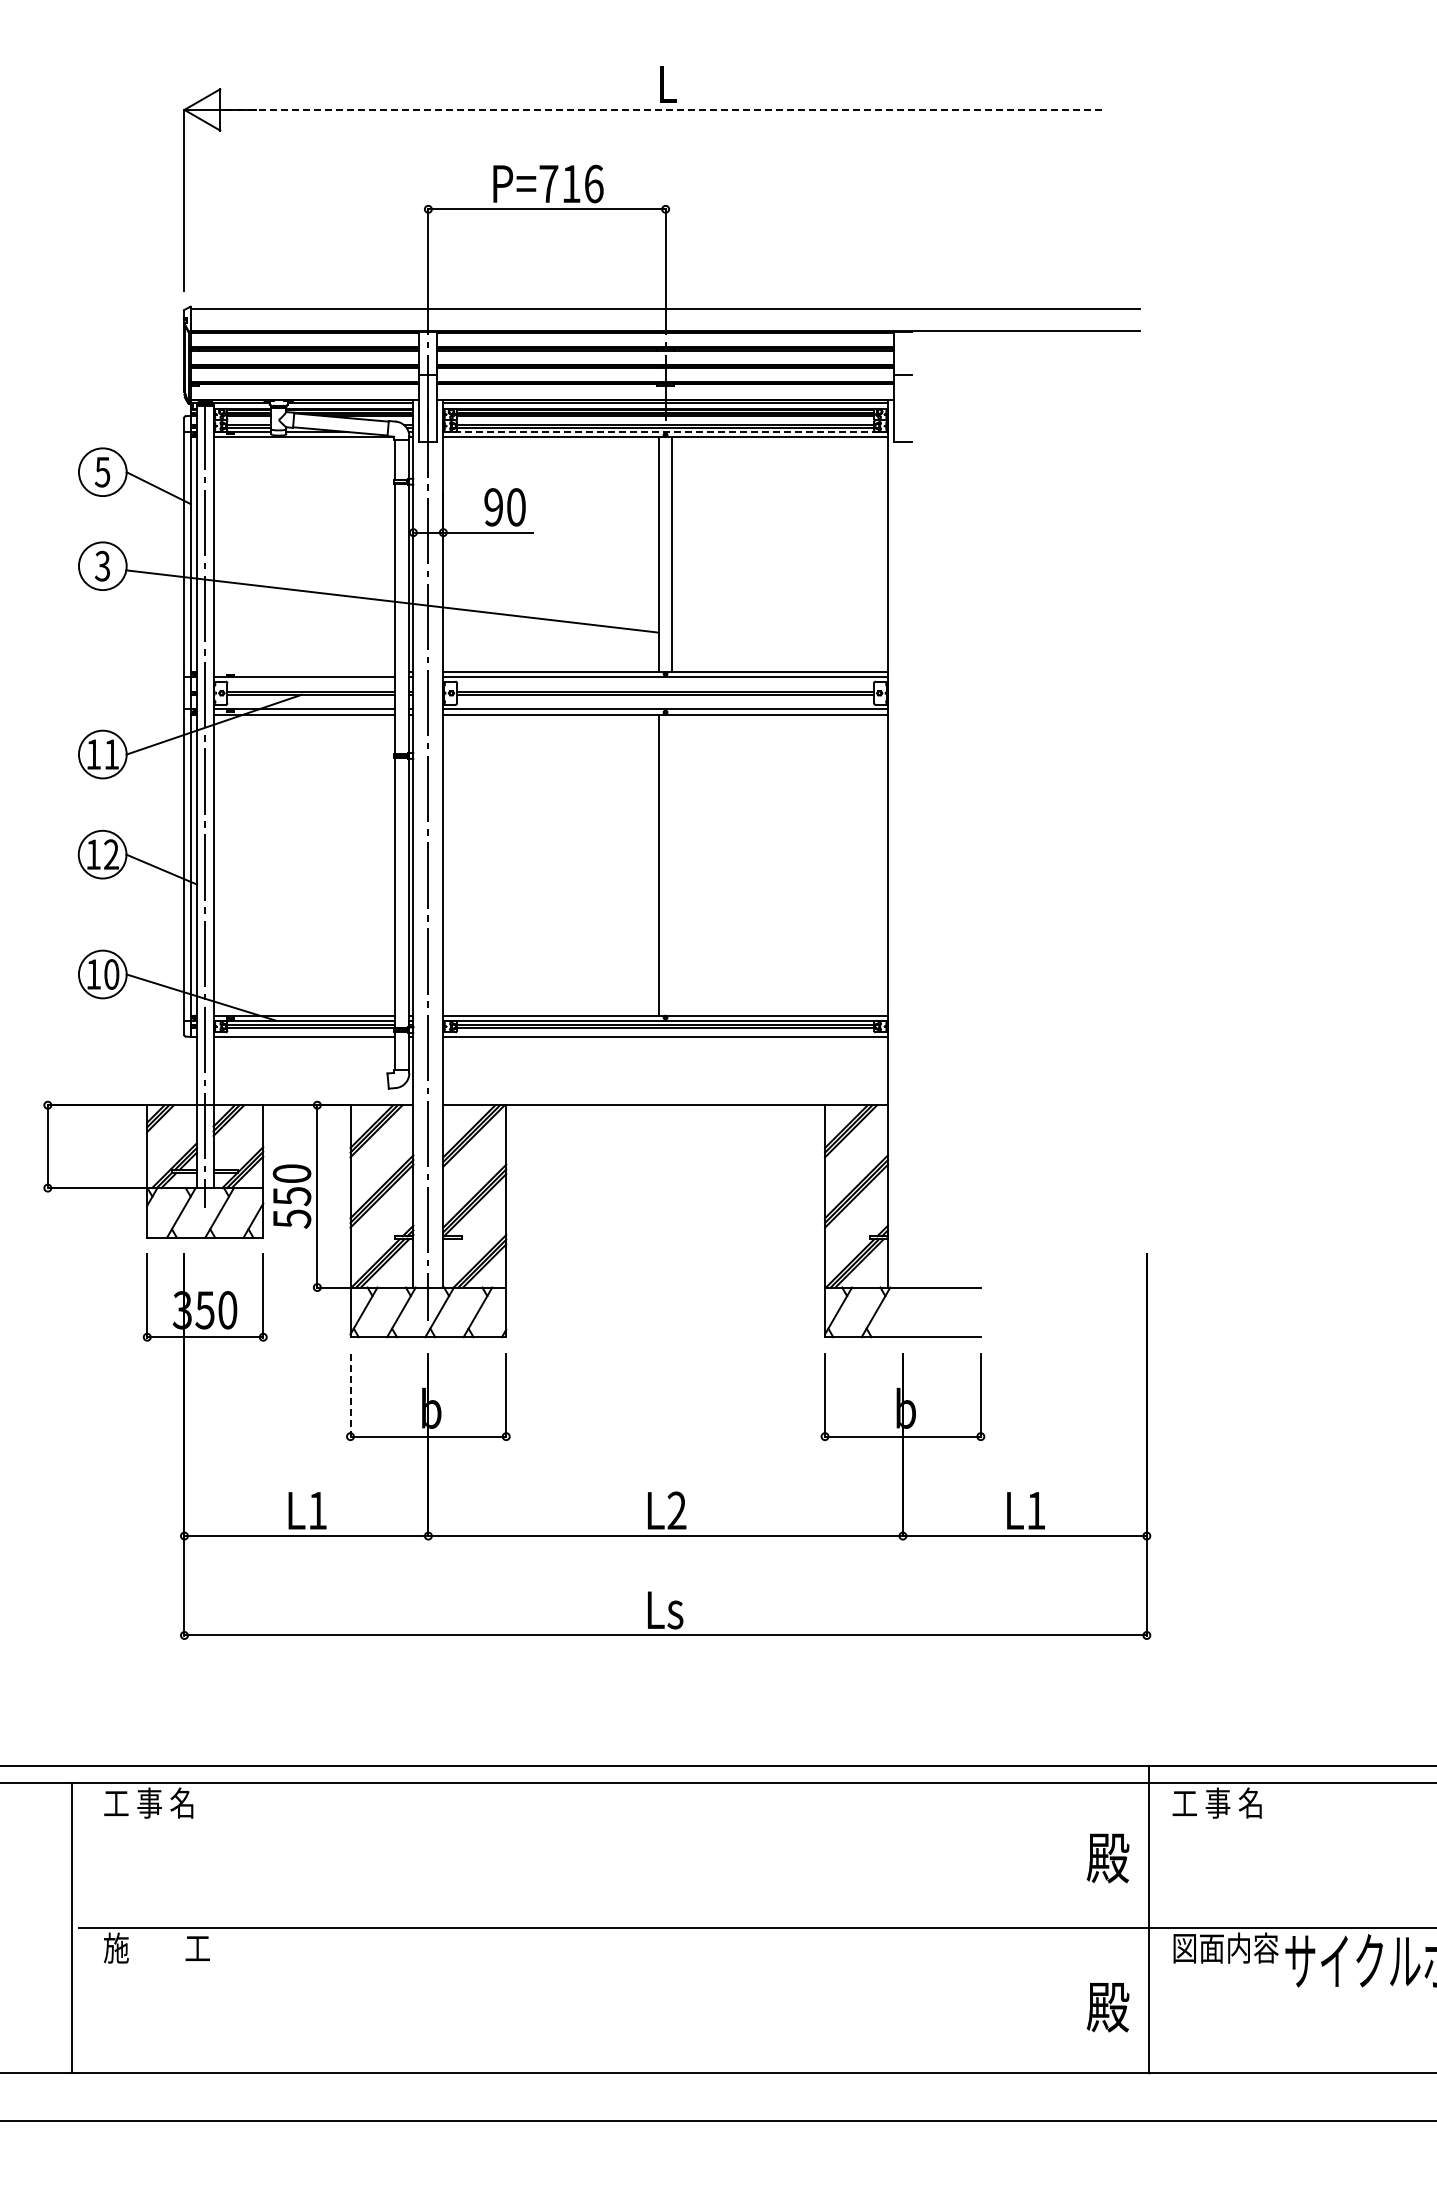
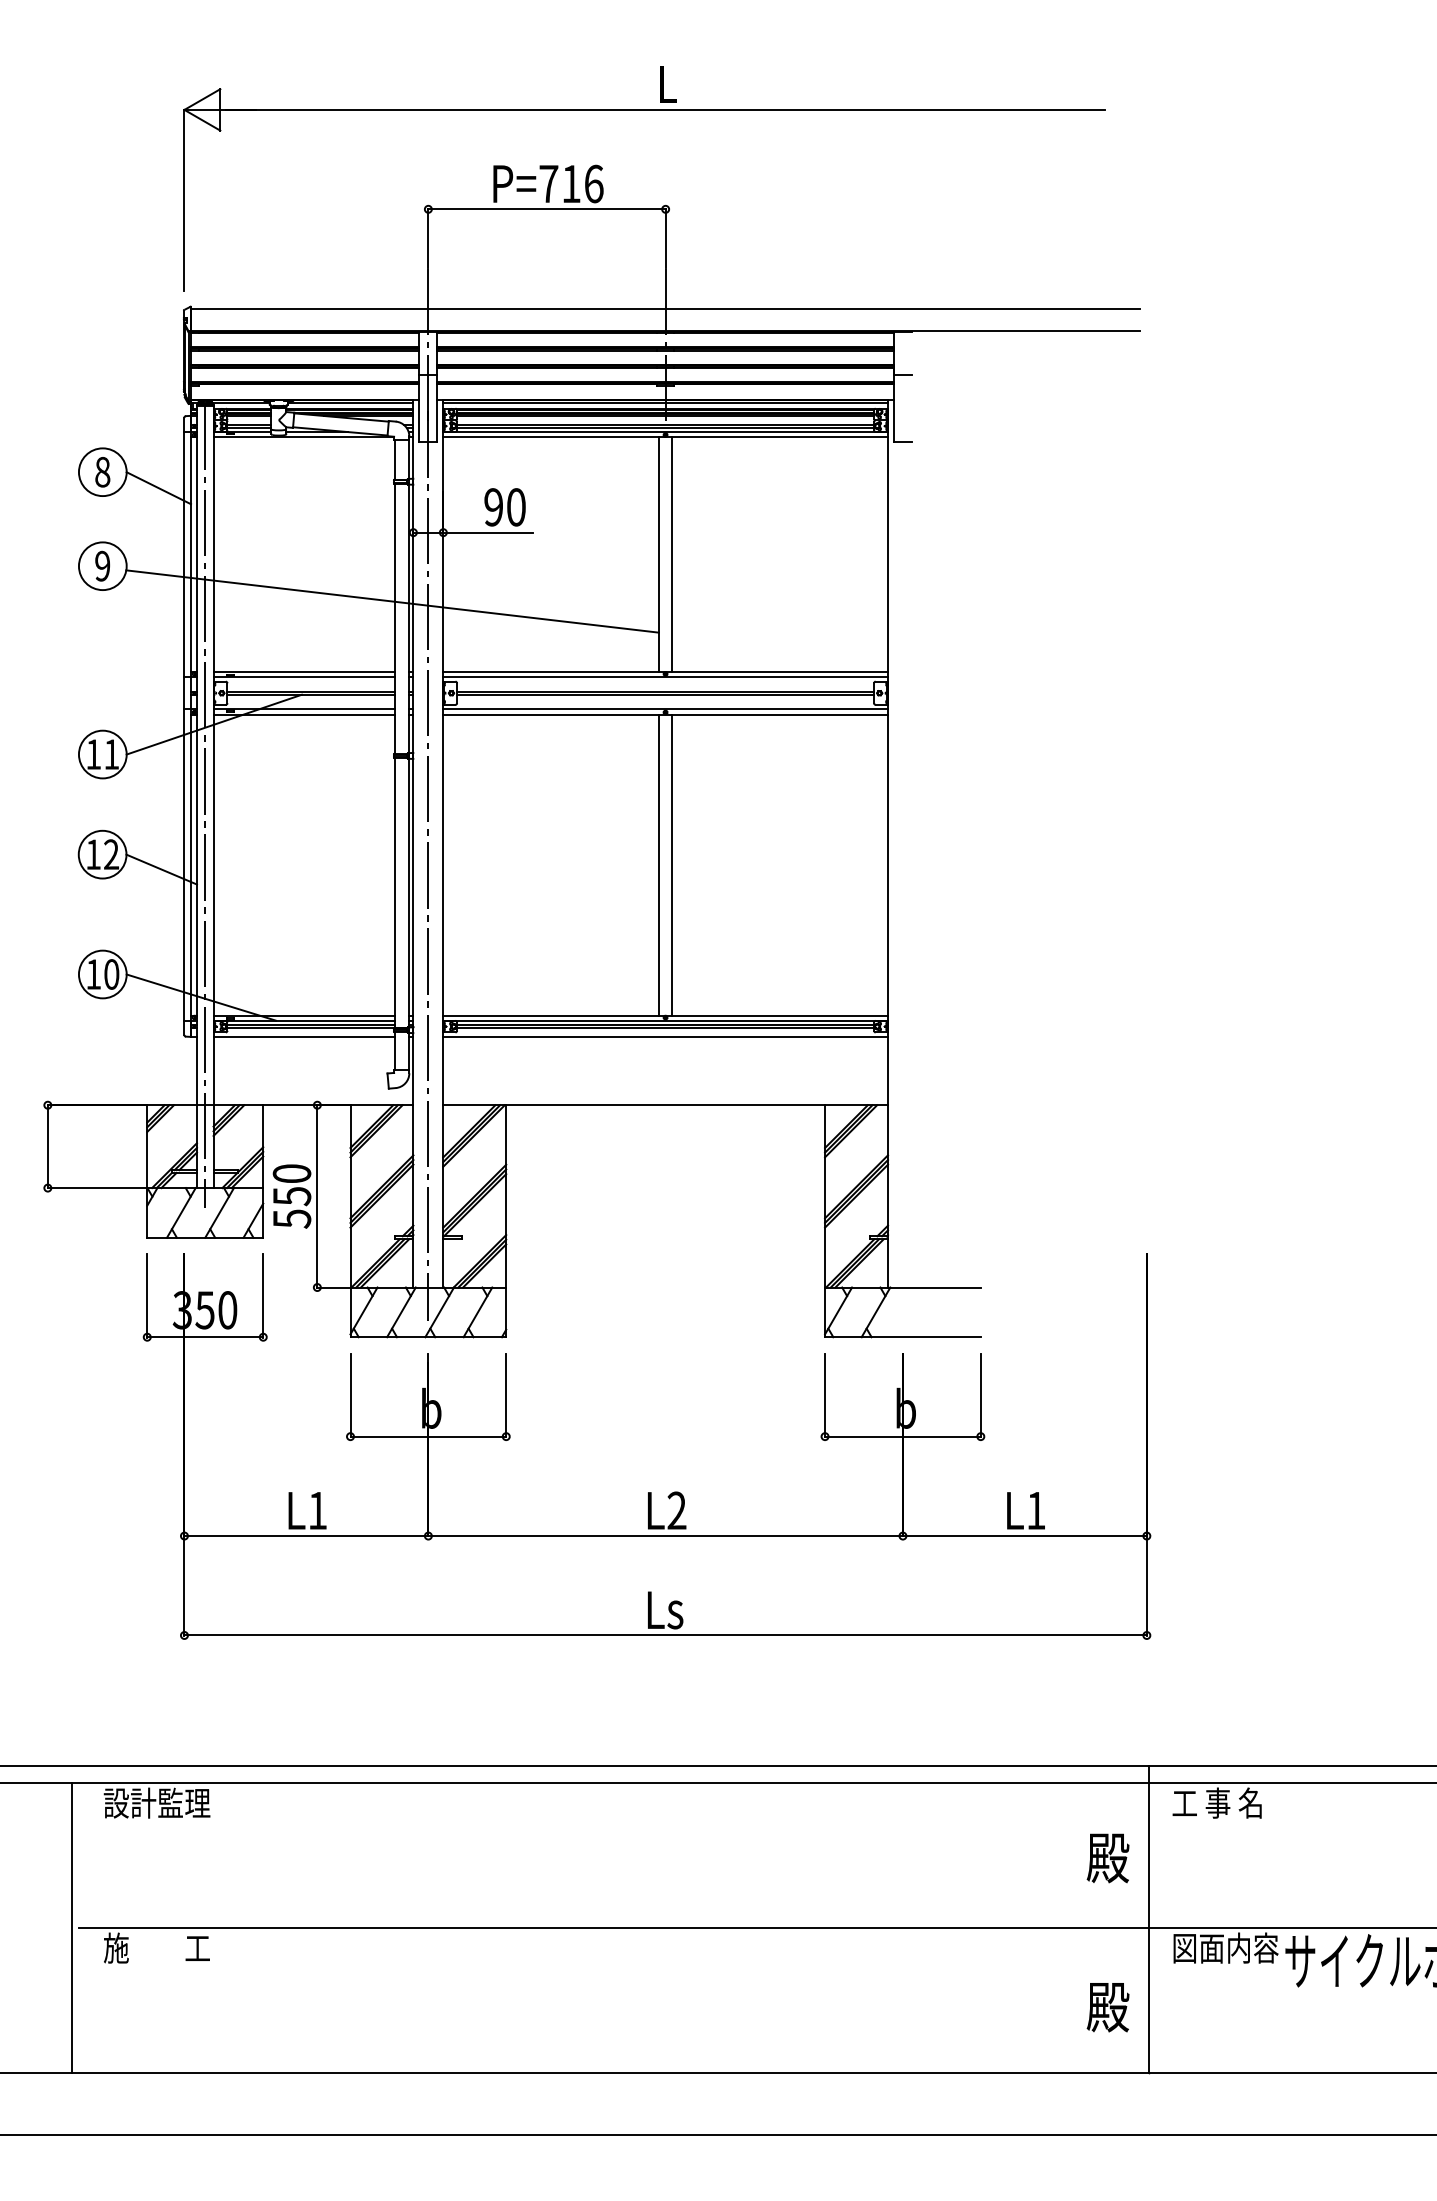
line: dashed -> solid (665, 109)
line: dashed -> solid (666, 432)
text: 5 -> 8 (102, 472)
text: 3 -> 9 (102, 566)
line: none -> present (303, 671)
line: none -> present (672, 864)
line: dashed -> solid (350, 1395)
text: 工 事 名 -> 設計監理 (156, 1802)
line position: (717, 2120) -> (717, 2134) (717, 2134)
